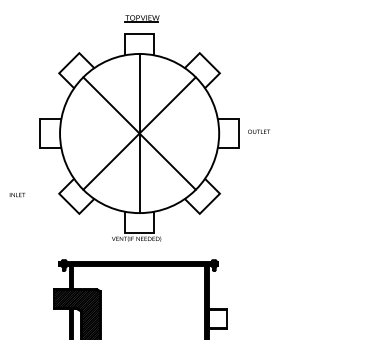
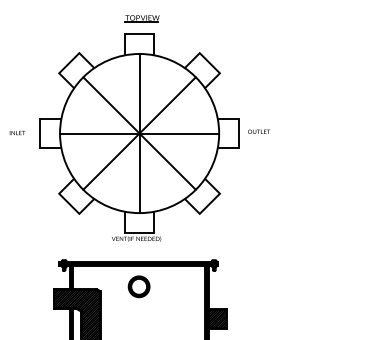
line: none -> present (139, 133)
text position: (17, 194) -> (17, 132) (17, 132)
part: none -> present (138, 286)
hatch: none -> present (217, 318)
